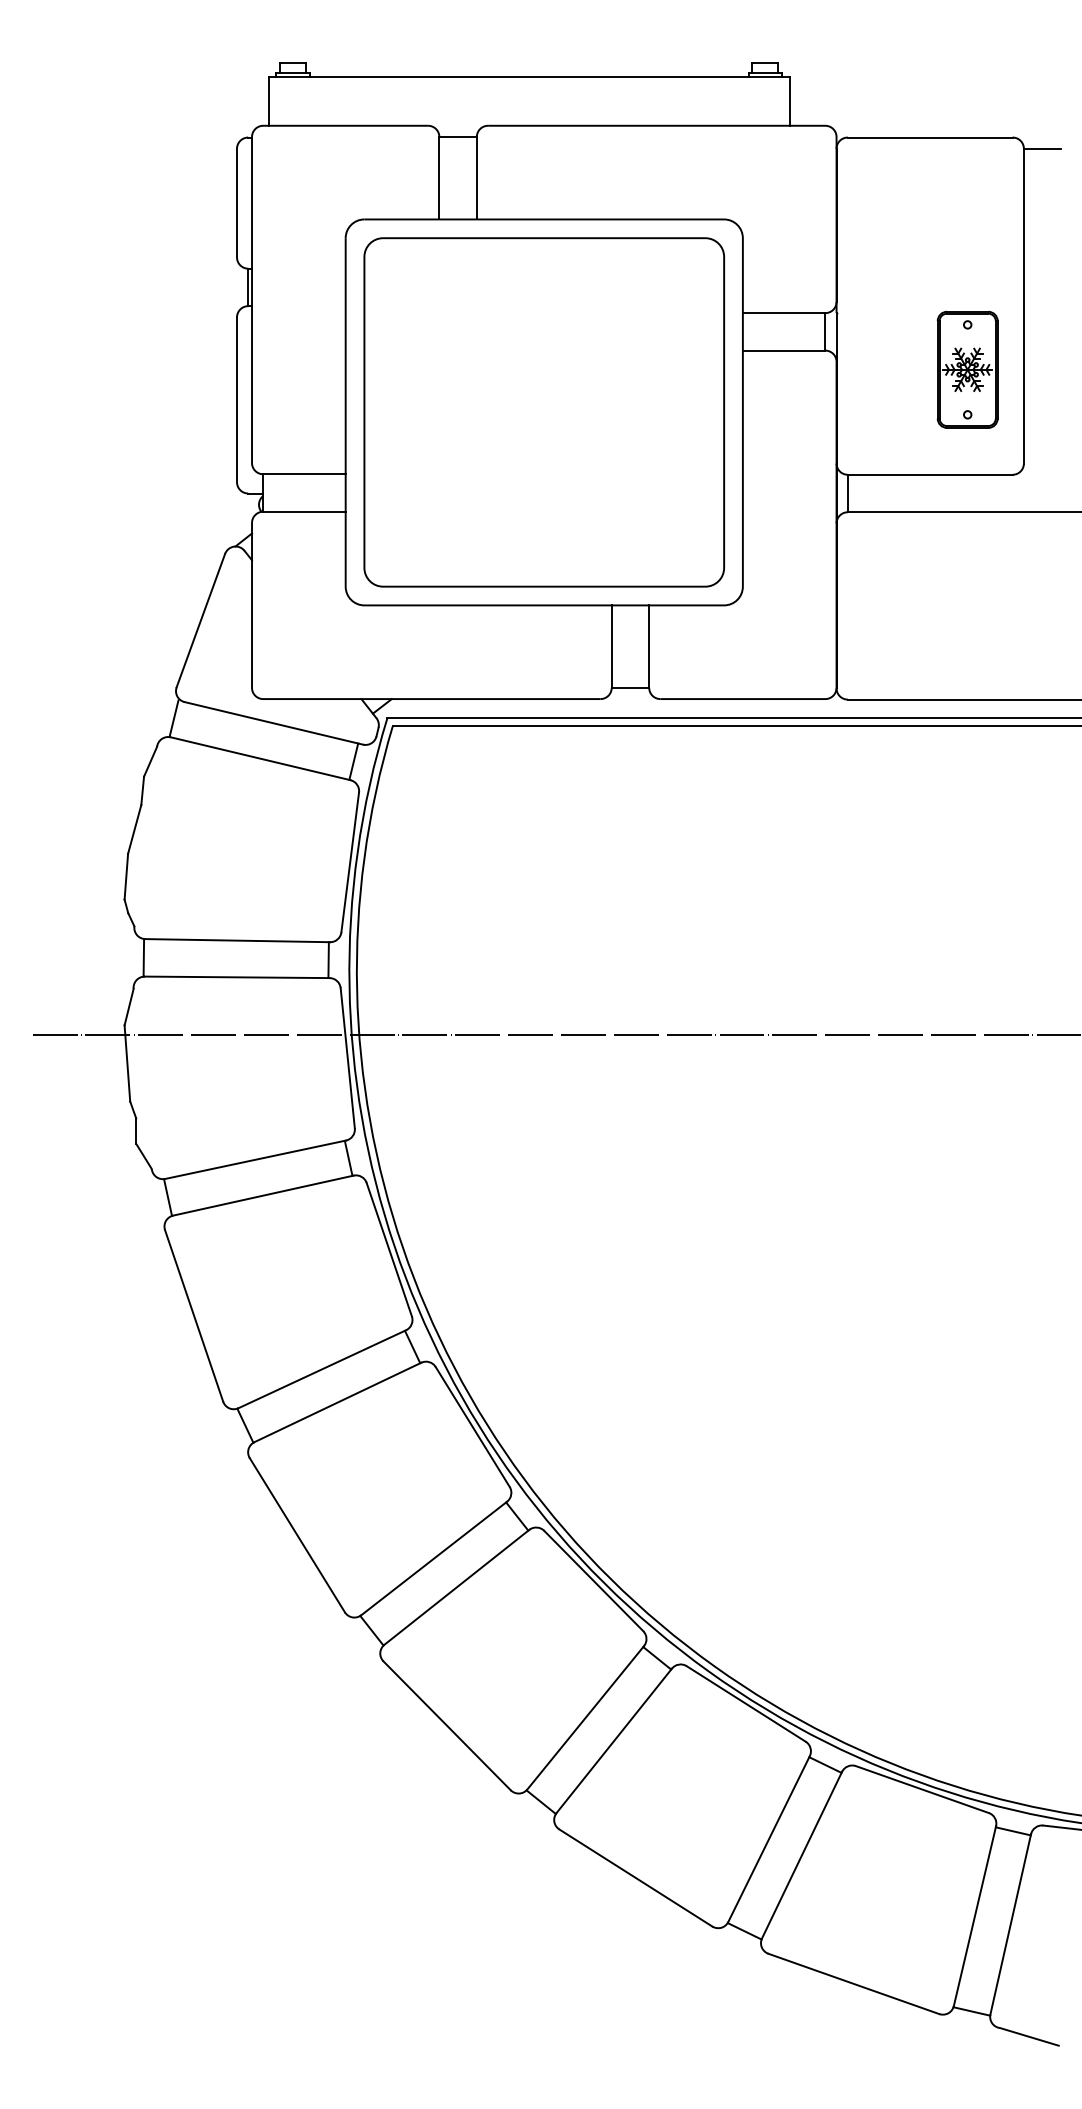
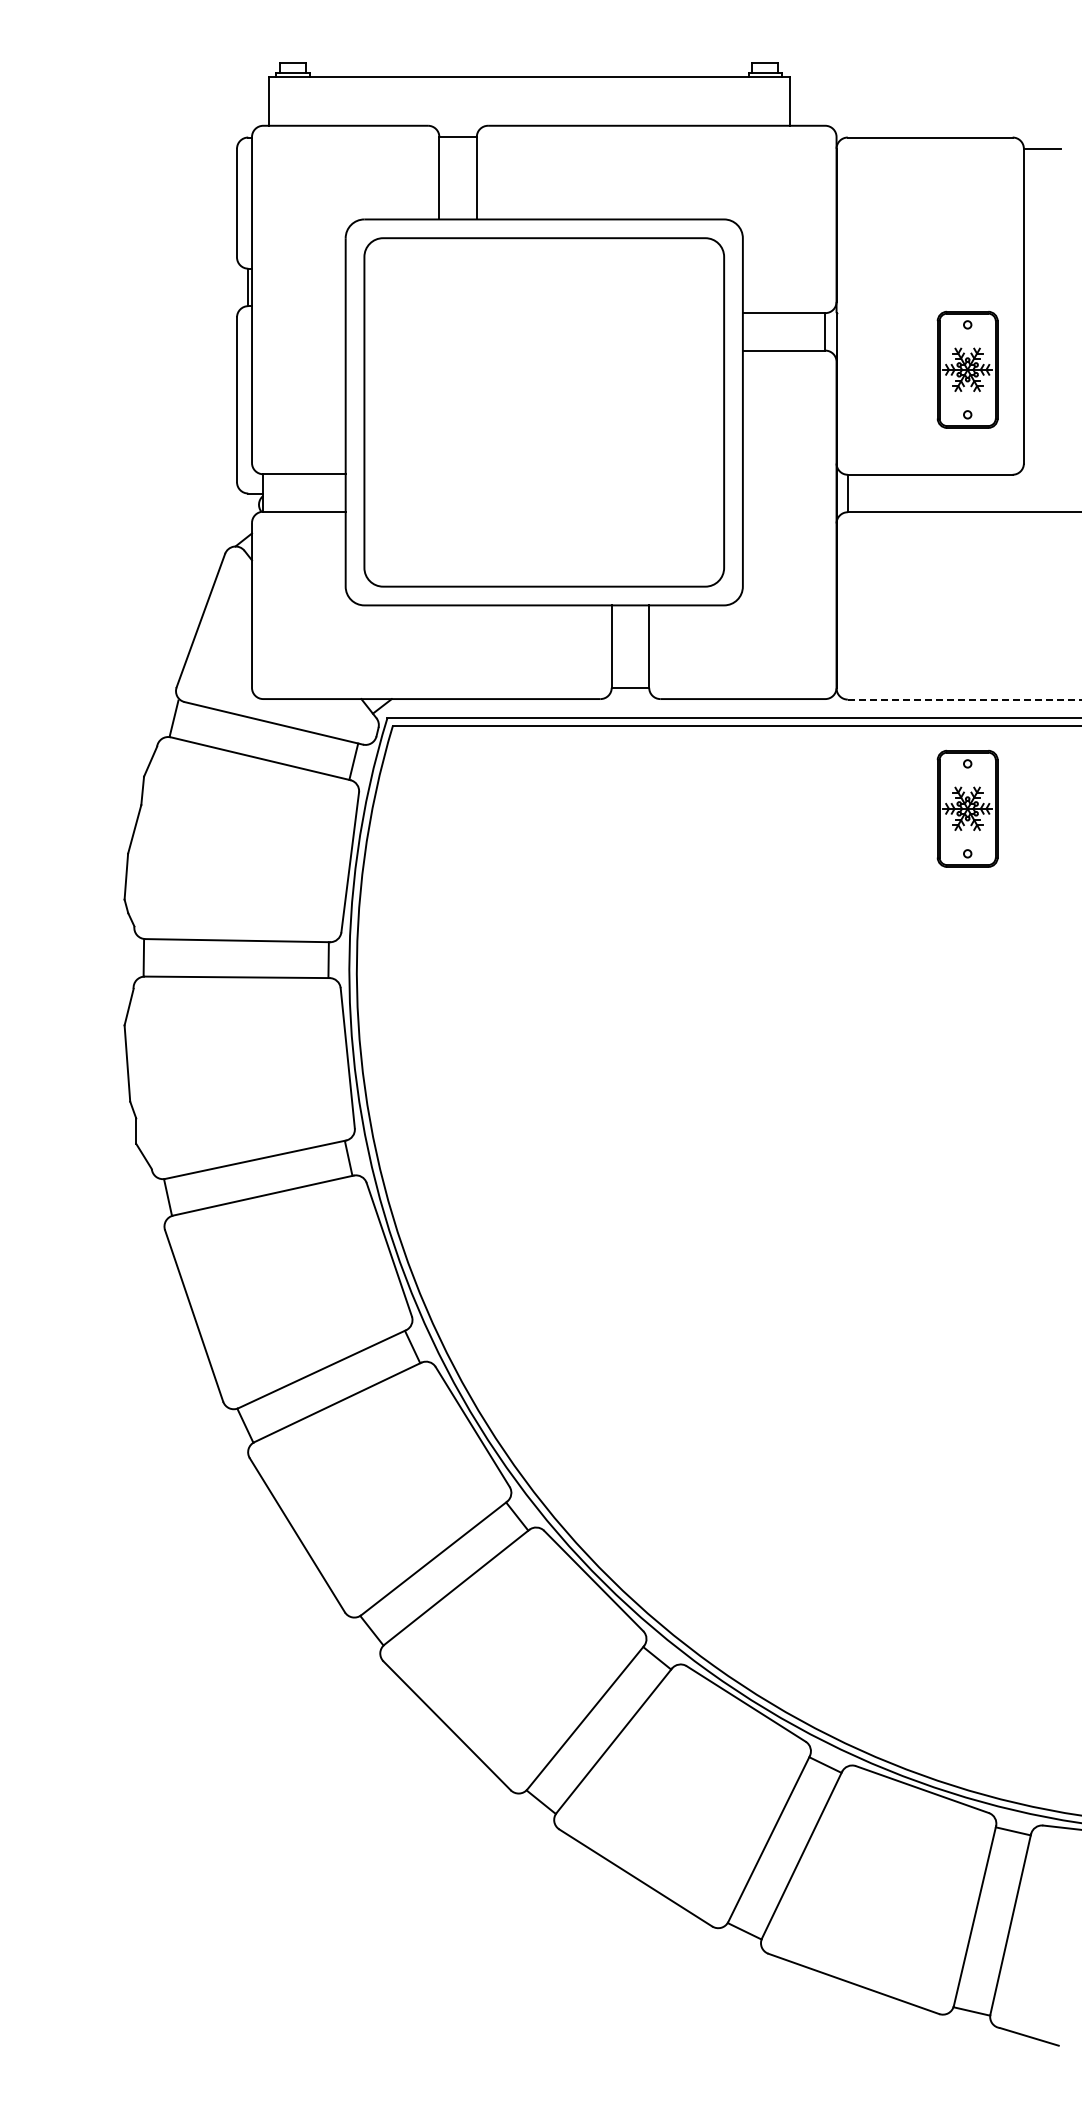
line: solid -> dashed (964, 699)
part: none -> present (967, 808)
line: present -> none (555, 1034)
